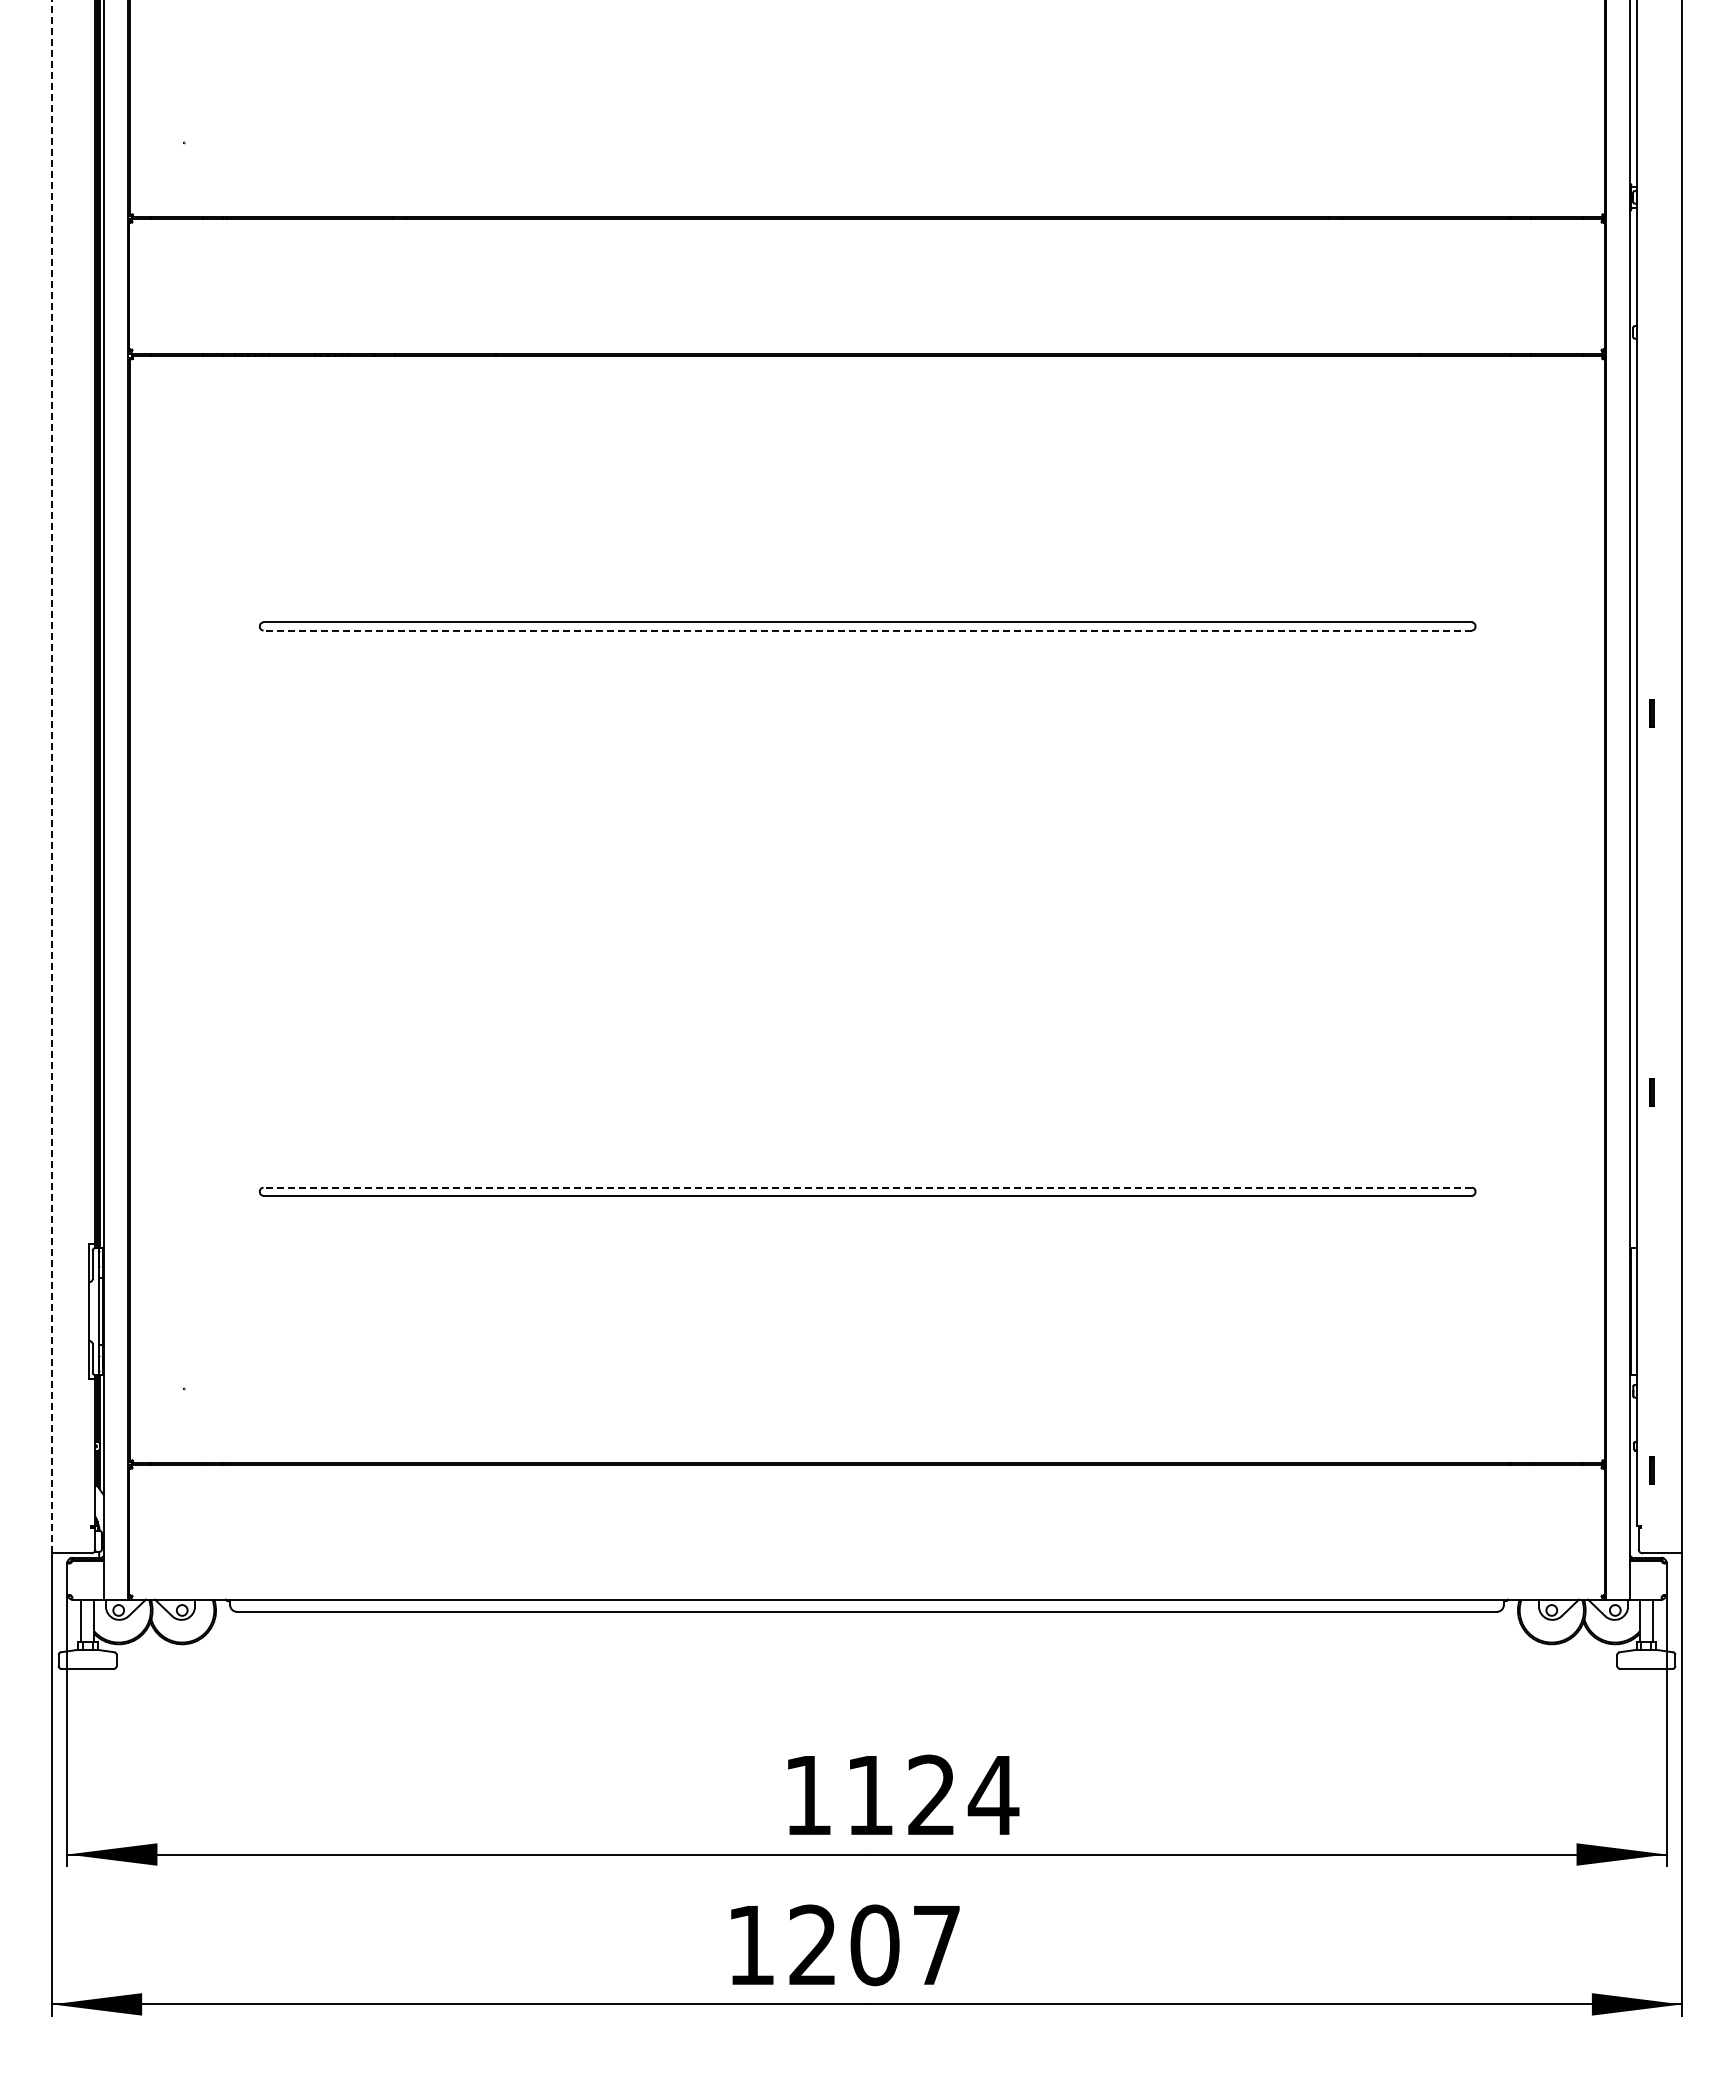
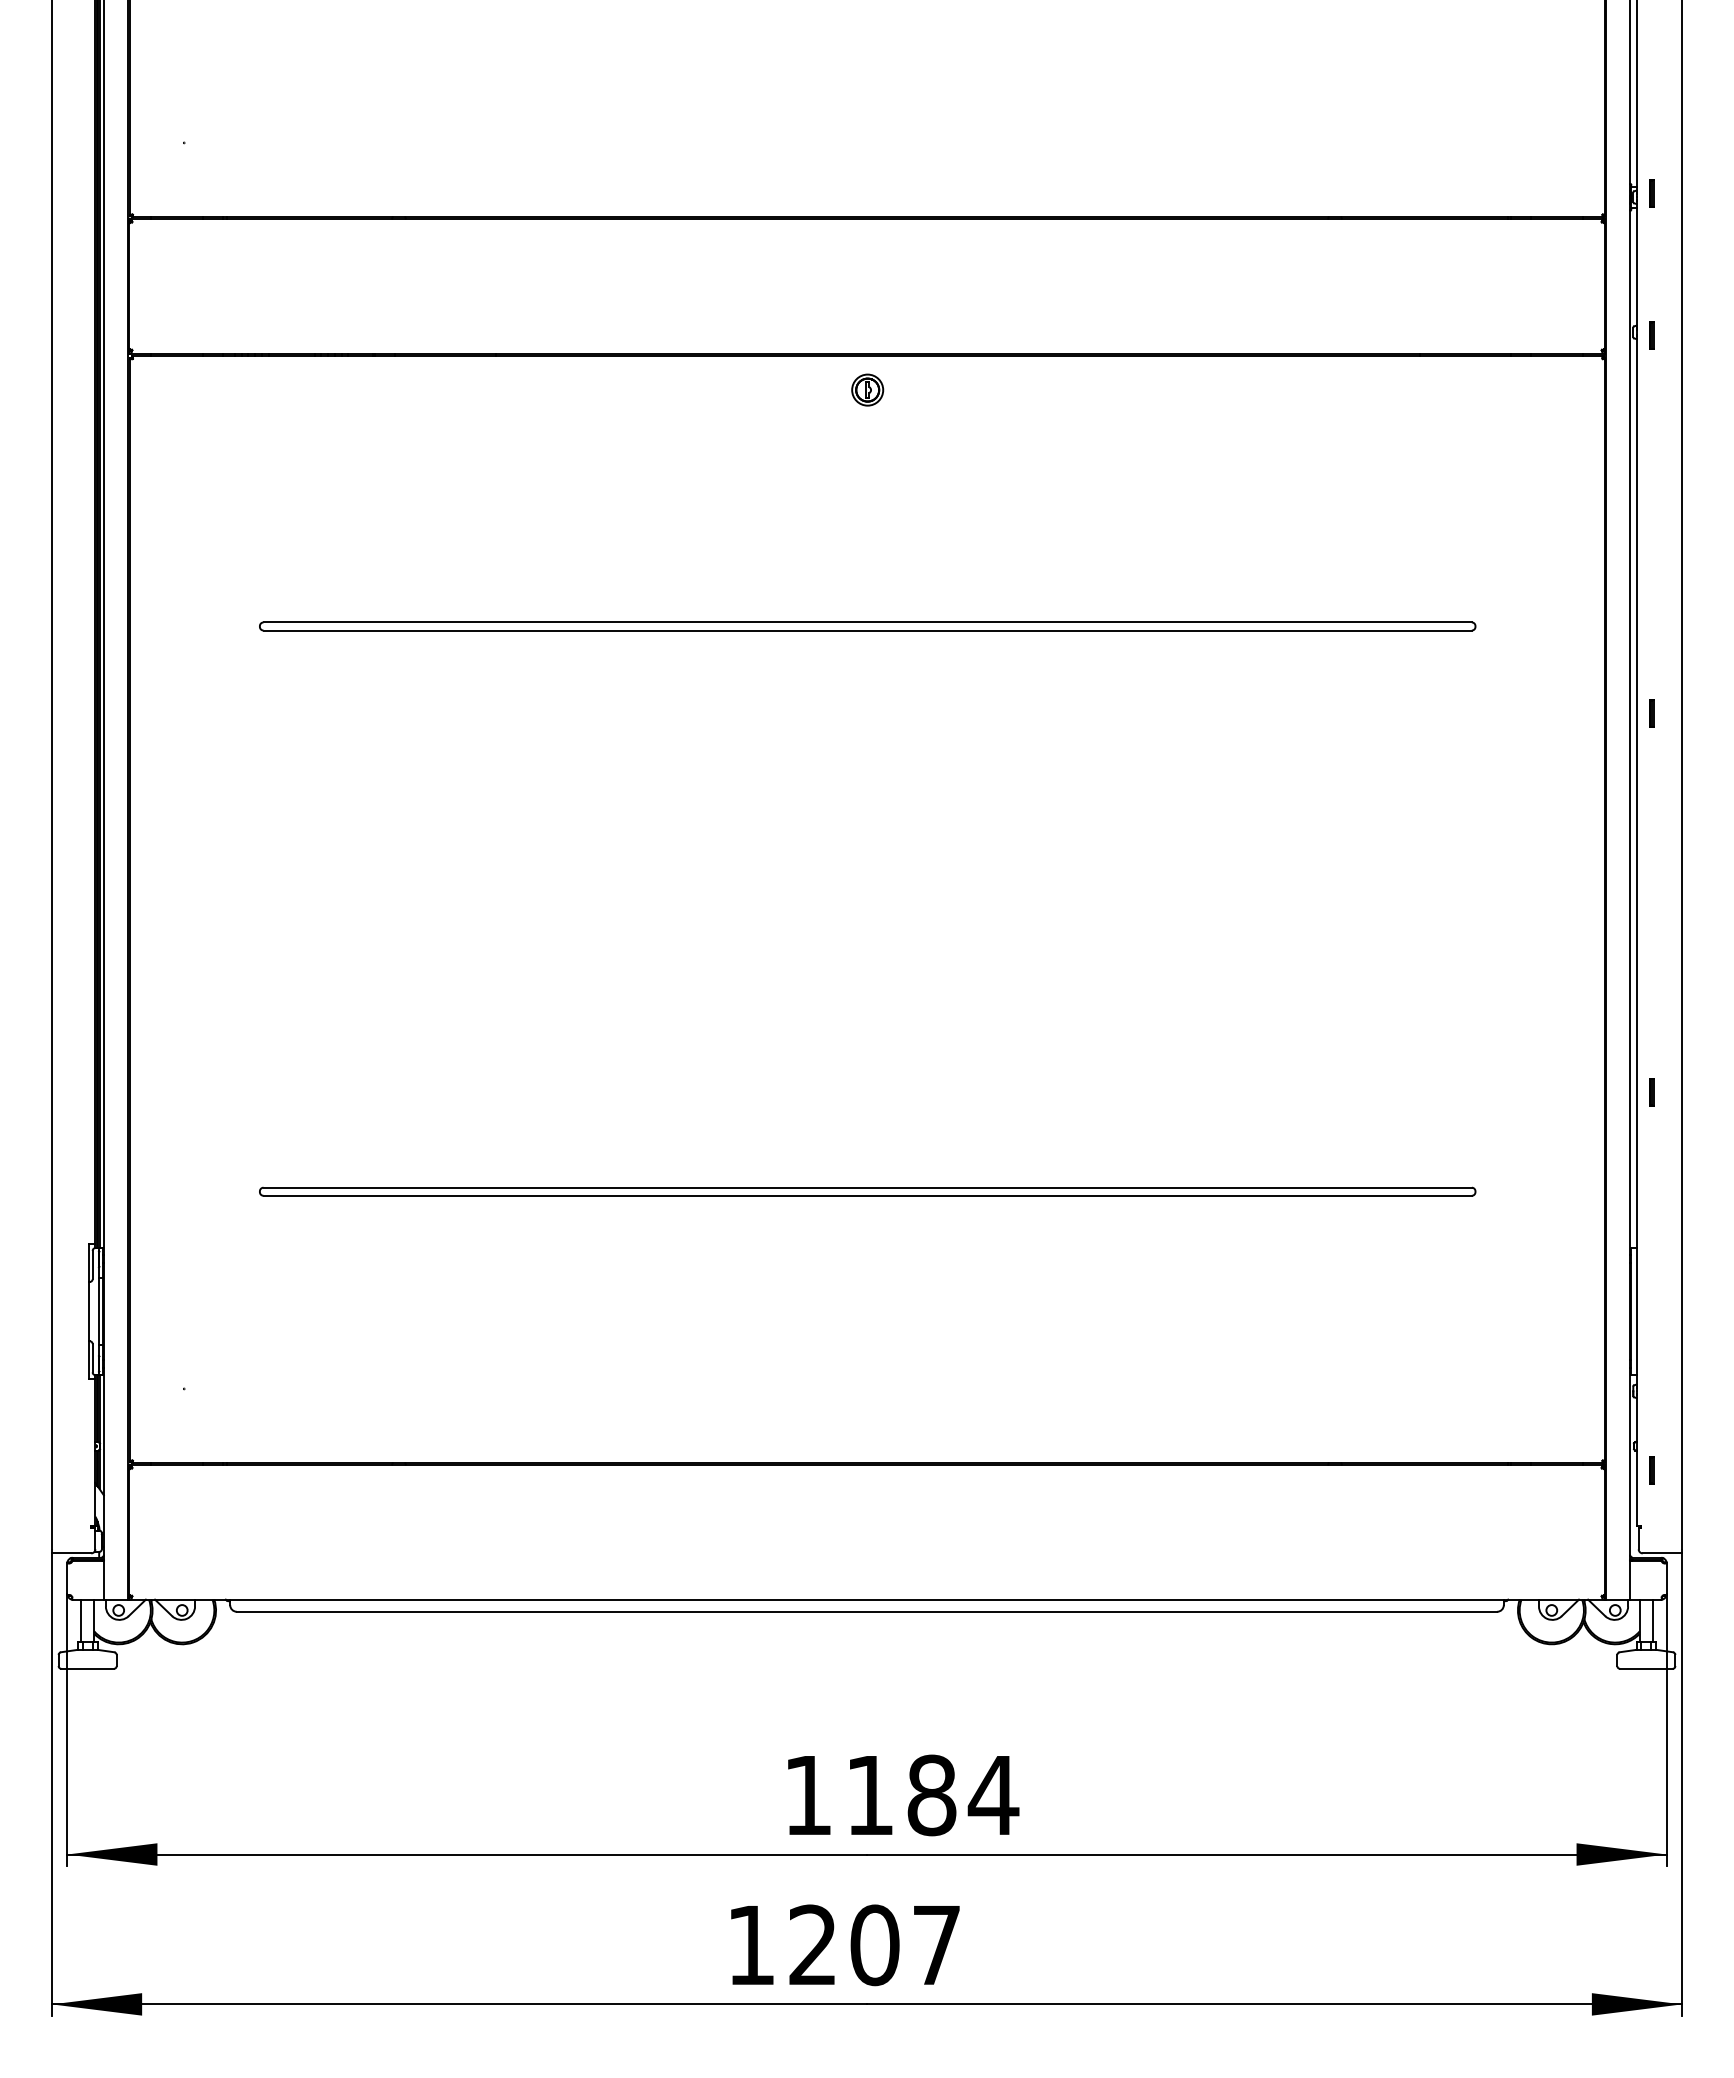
part: none -> present (1651, 193)
part: none -> present (1651, 335)
part: none -> present (867, 389)
line: dashed -> solid (867, 630)
line: dashed -> solid (52, 776)
line: dashed -> solid (867, 1187)
text: 1124 -> 1184 (931, 1795)
